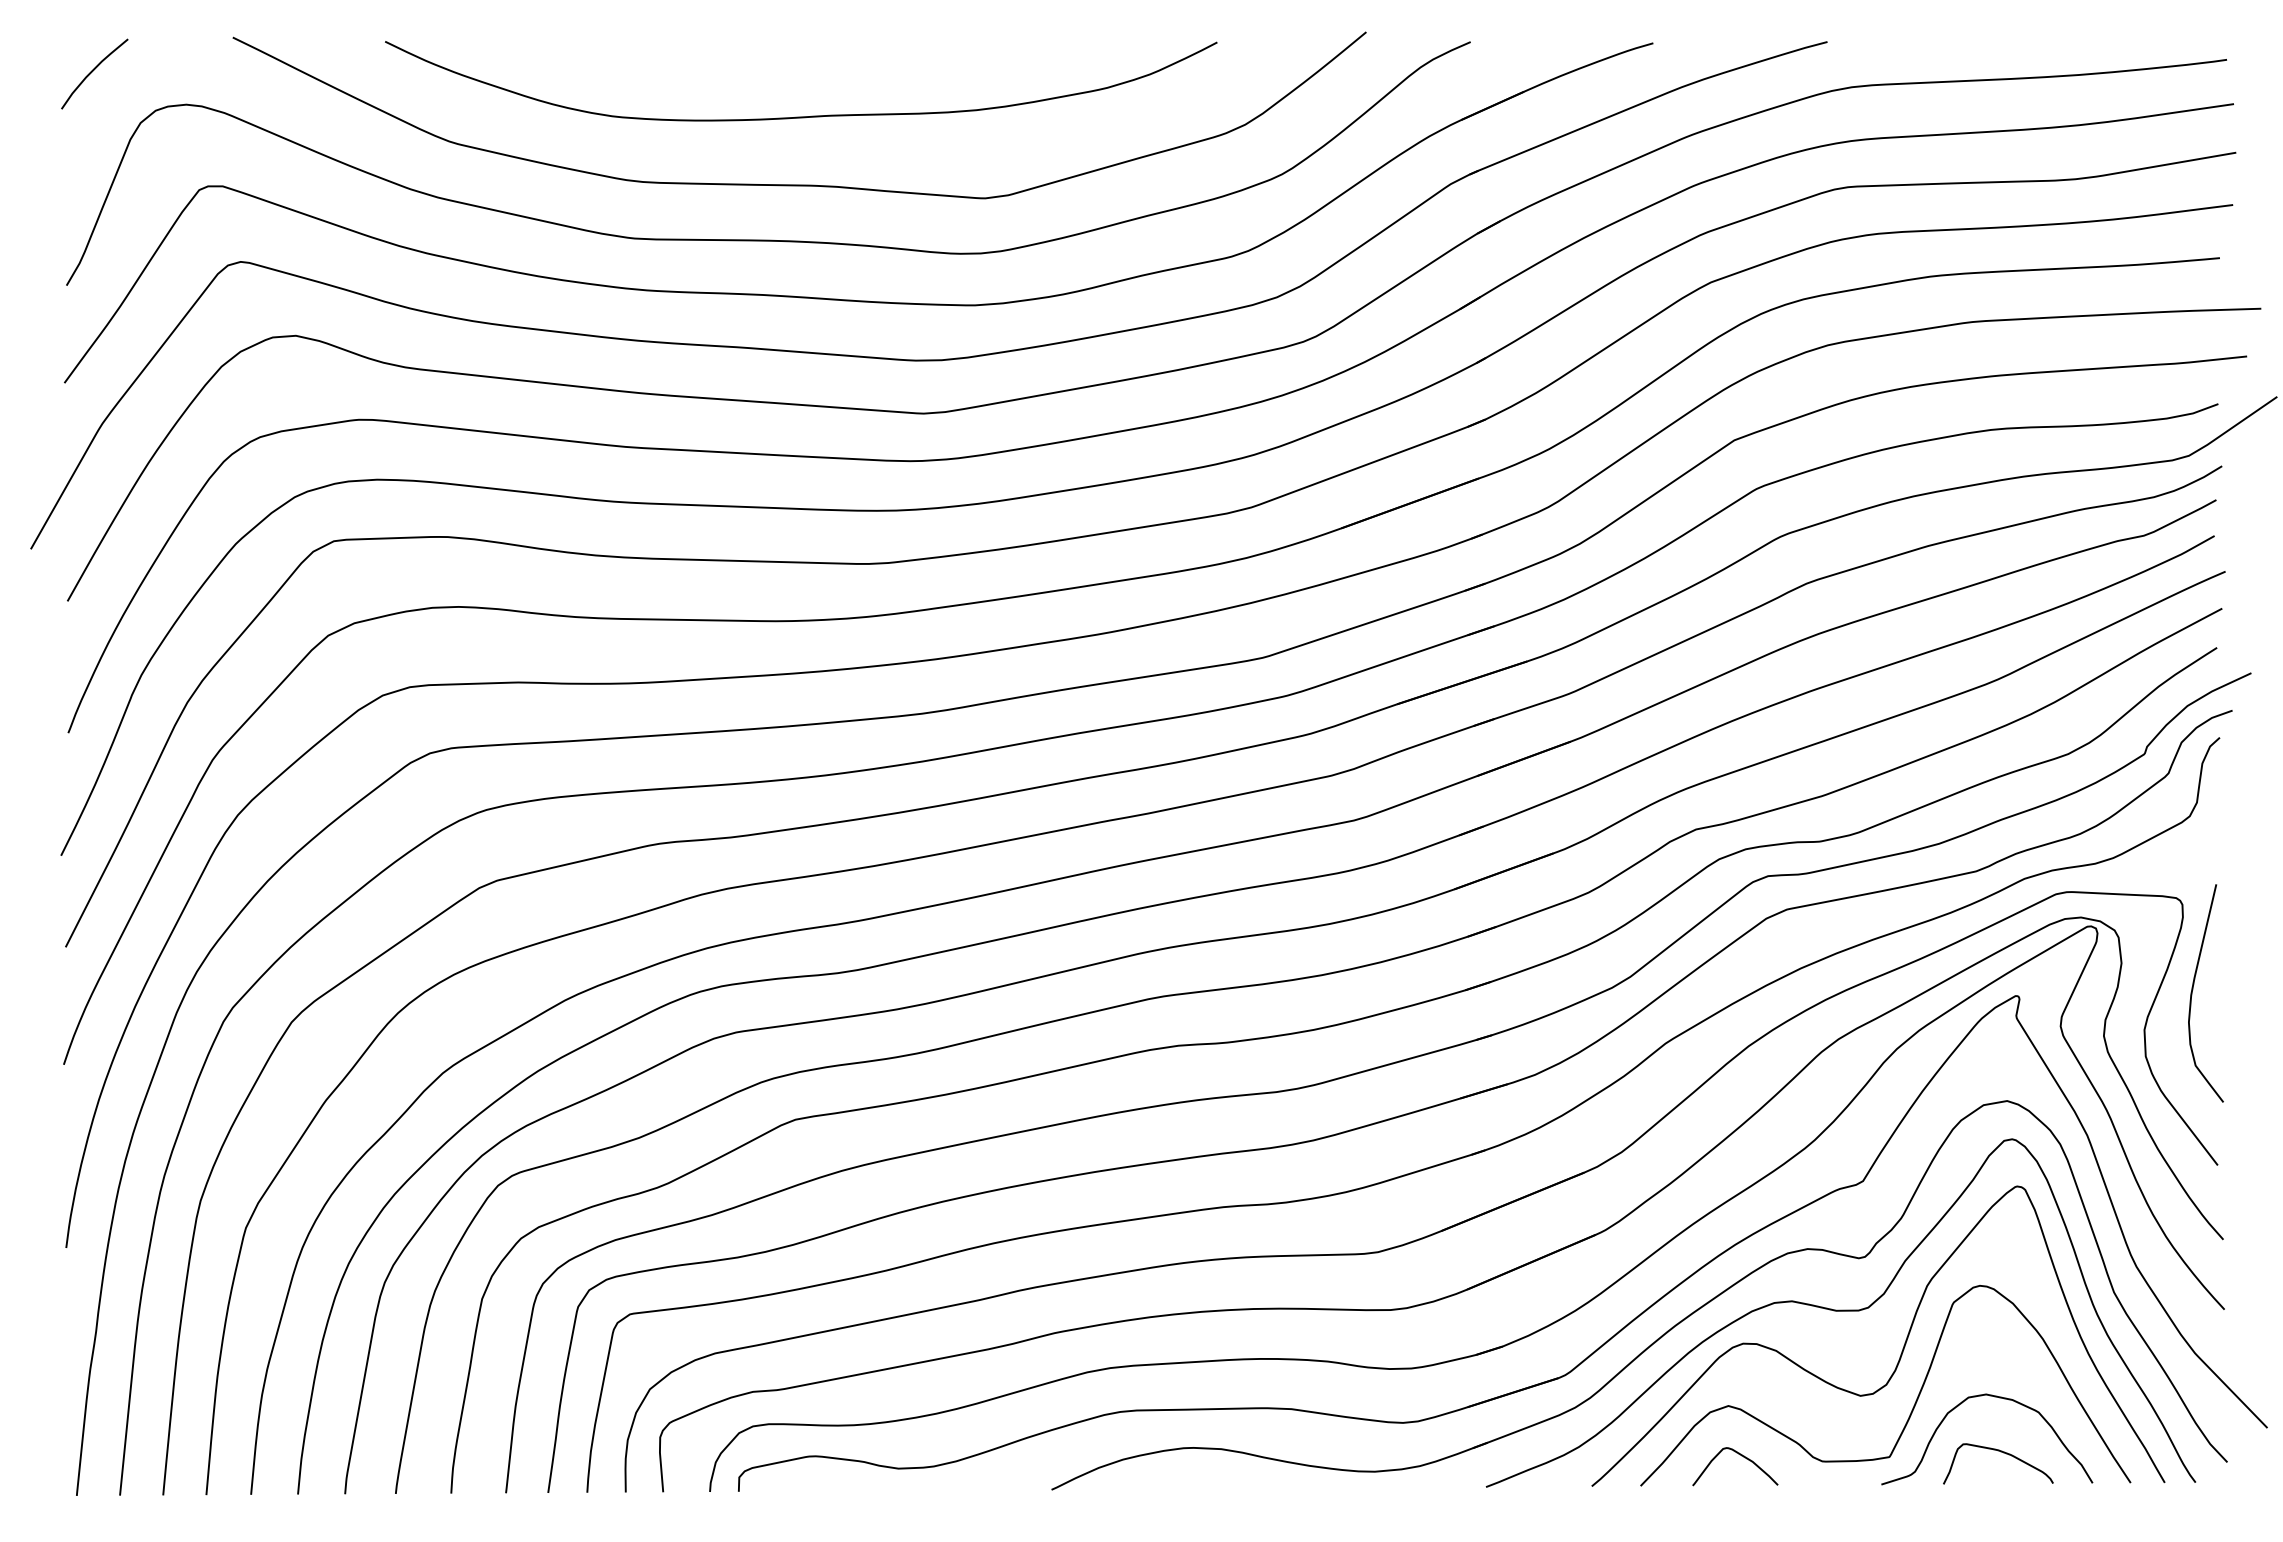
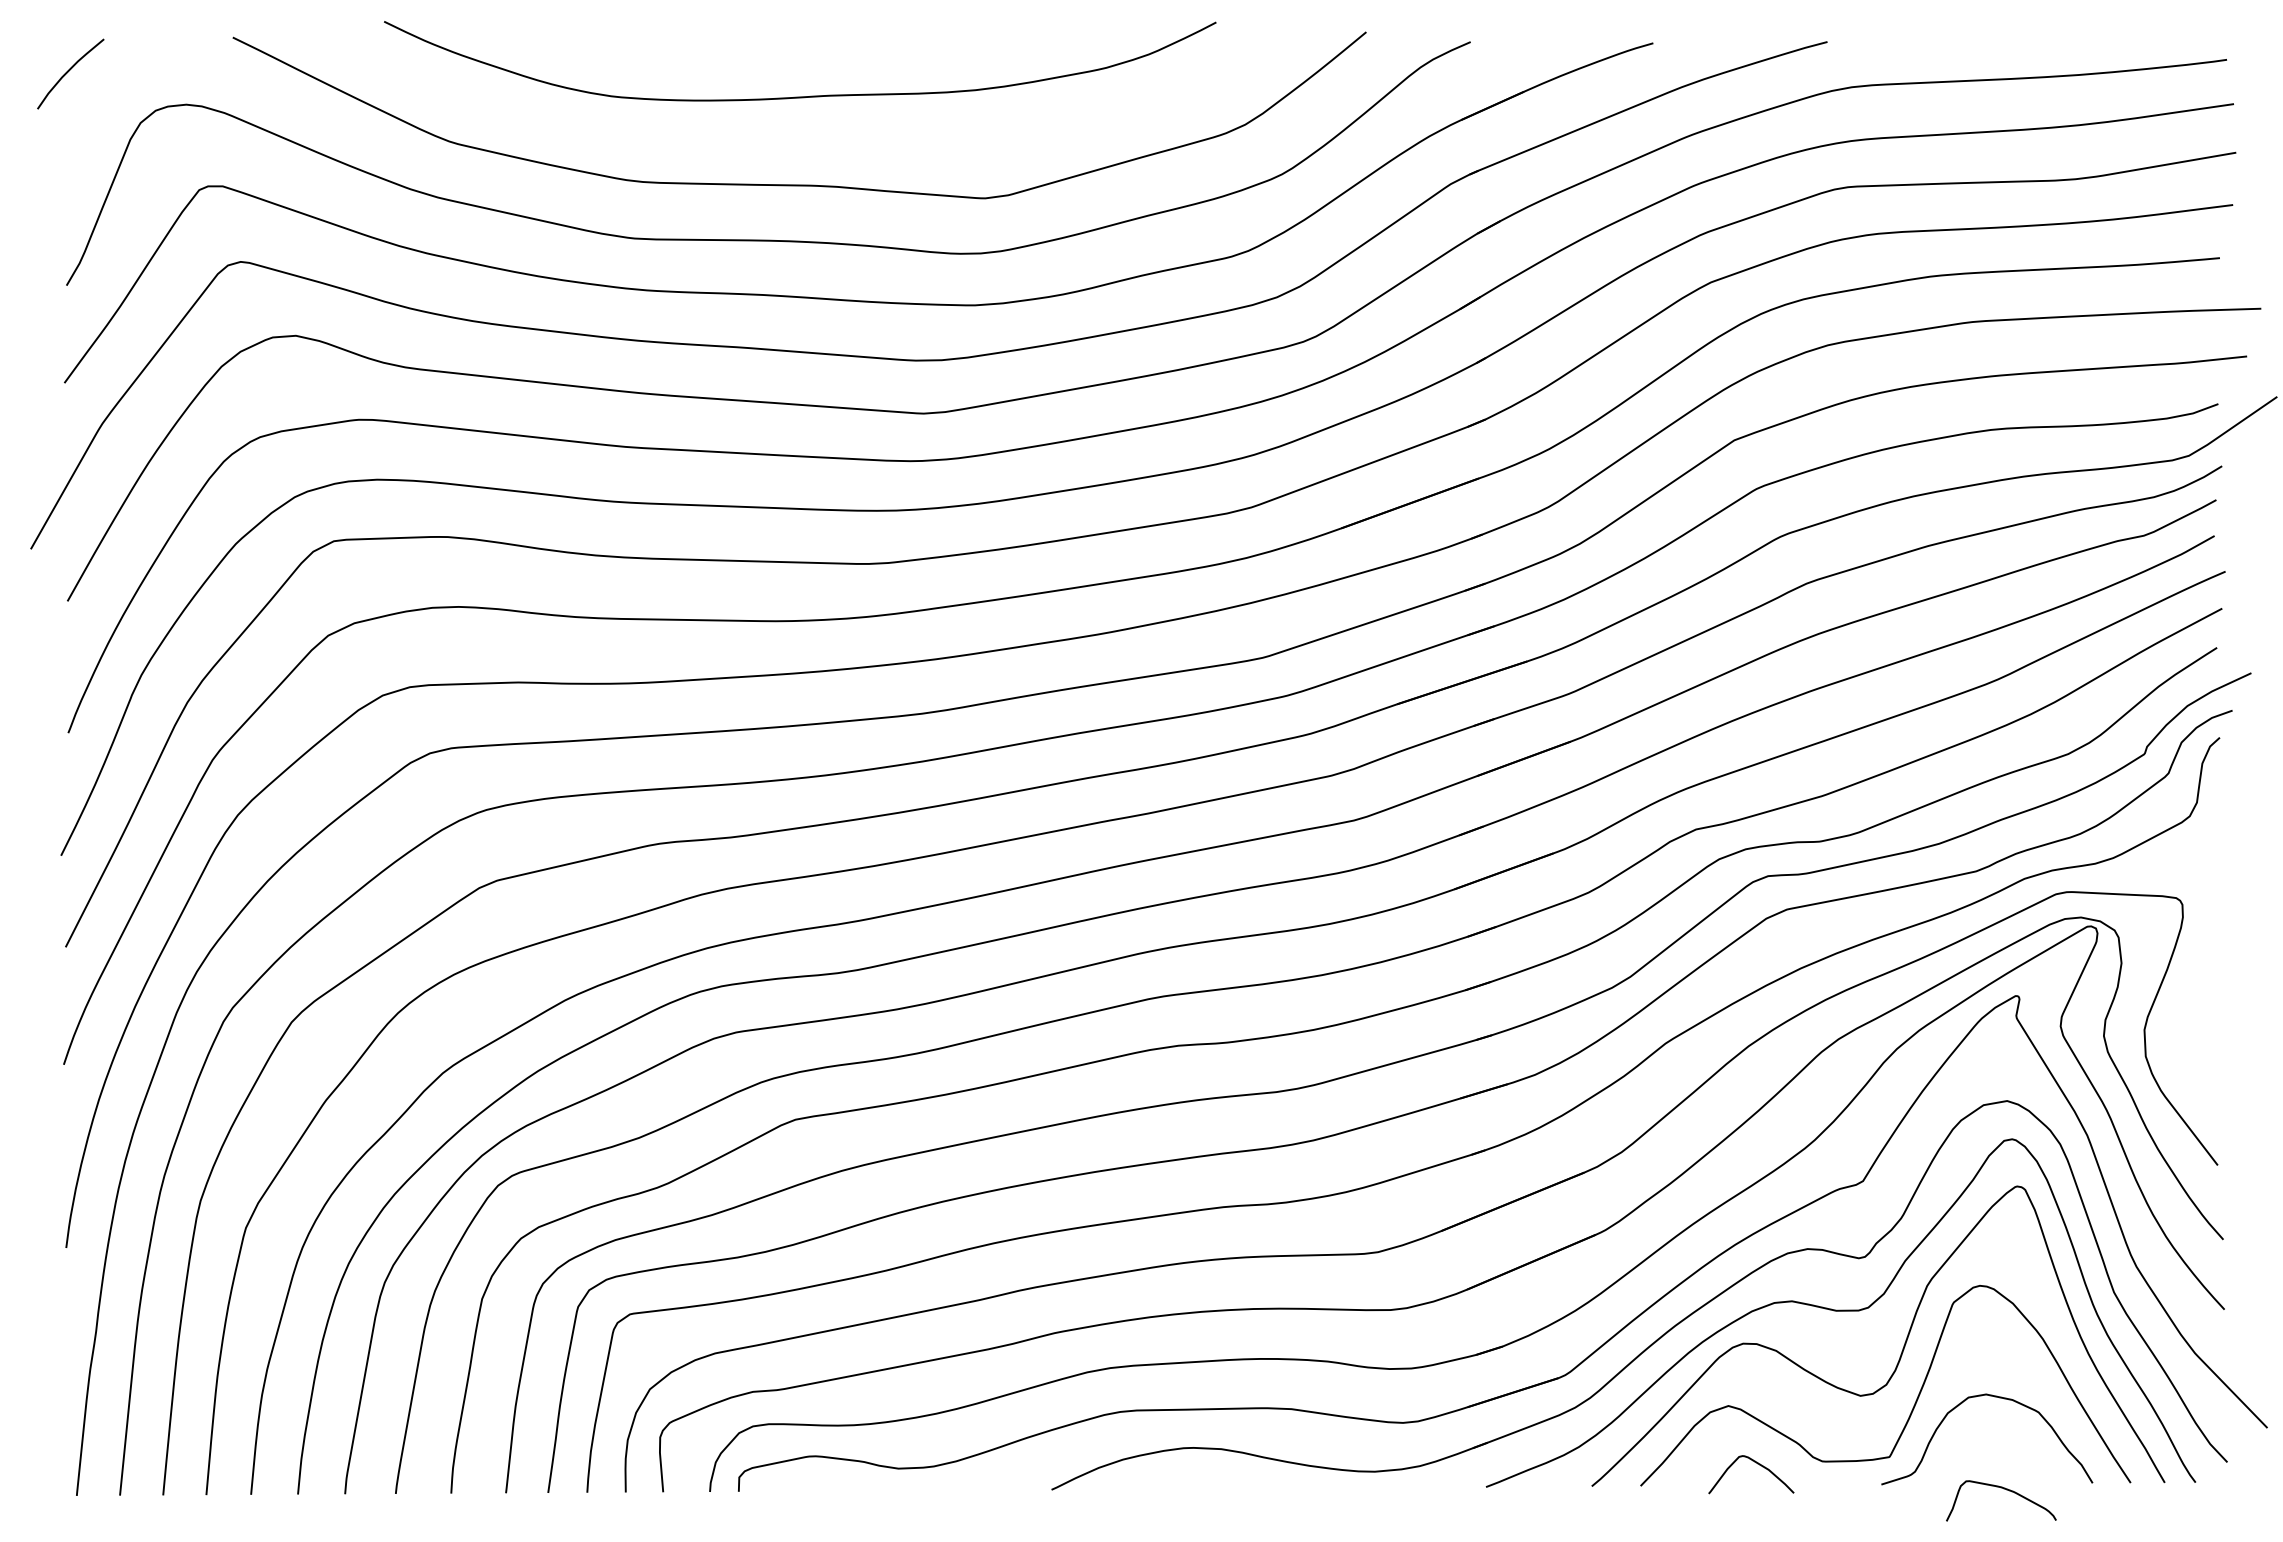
curve position: (93, 71) -> (69, 71) (69, 71)
curve position: (801, 116) -> (800, 96) (800, 96)
curve: present -> none (2193, 989)
curve position: (2000, 1452) -> (2003, 1489) (2003, 1489)
curve position: (1741, 1456) -> (1757, 1464) (1757, 1464)
